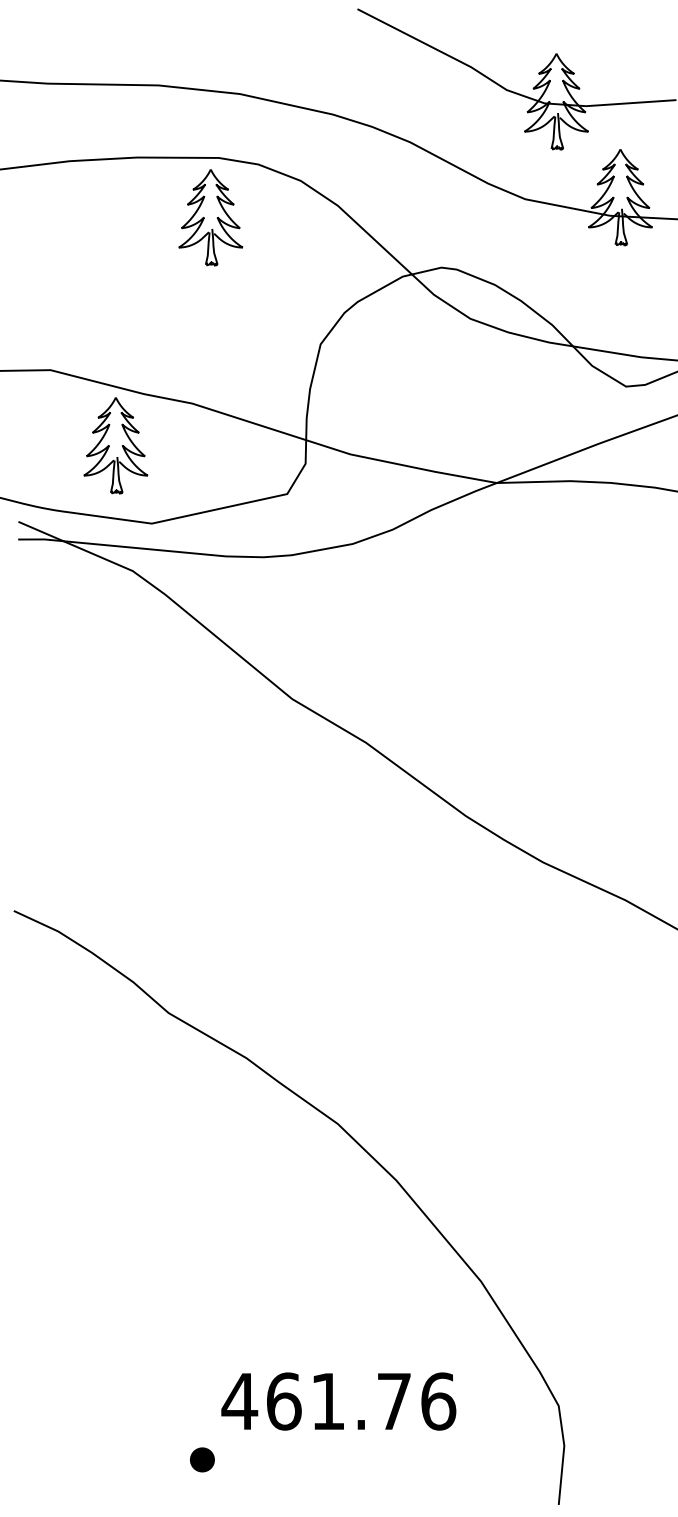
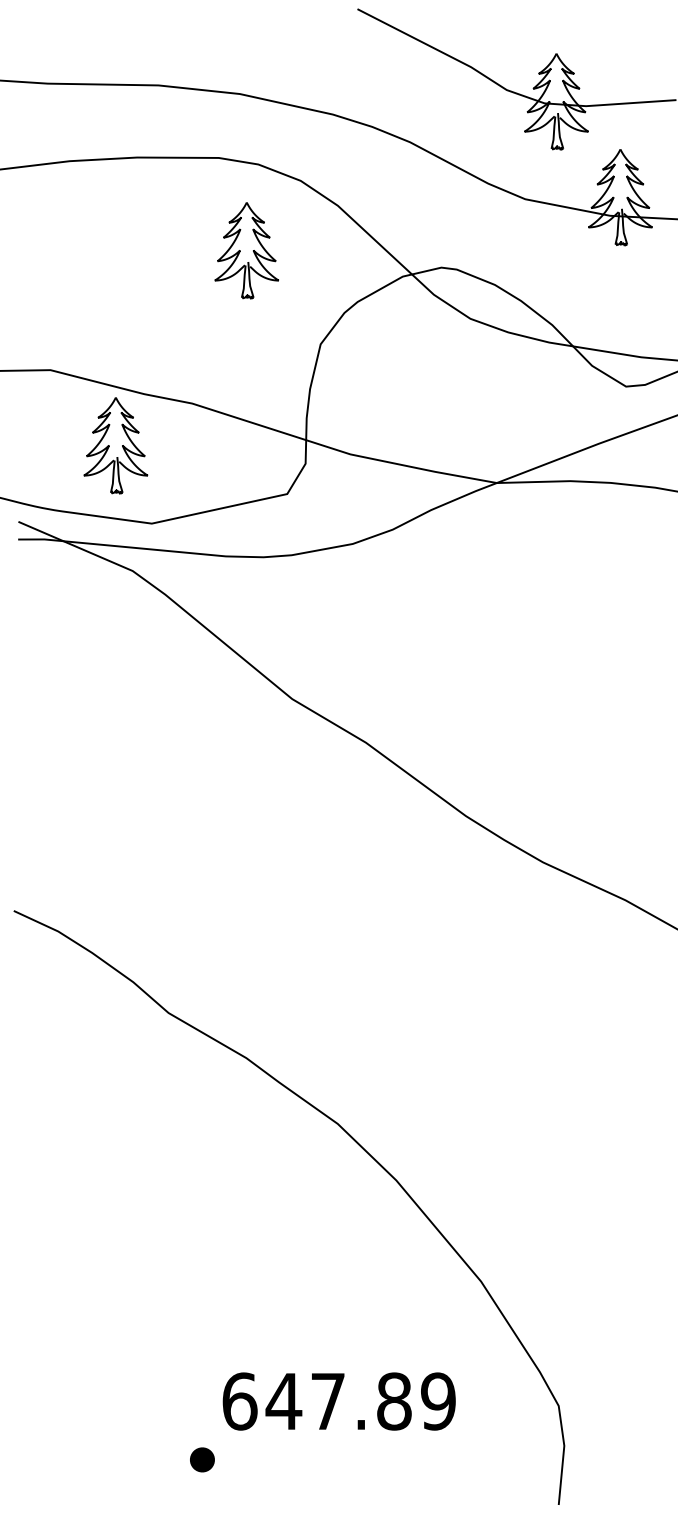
part position: (210, 217) -> (246, 250) (246, 250)
text: 461.76 -> 647.89 (338, 1401)
